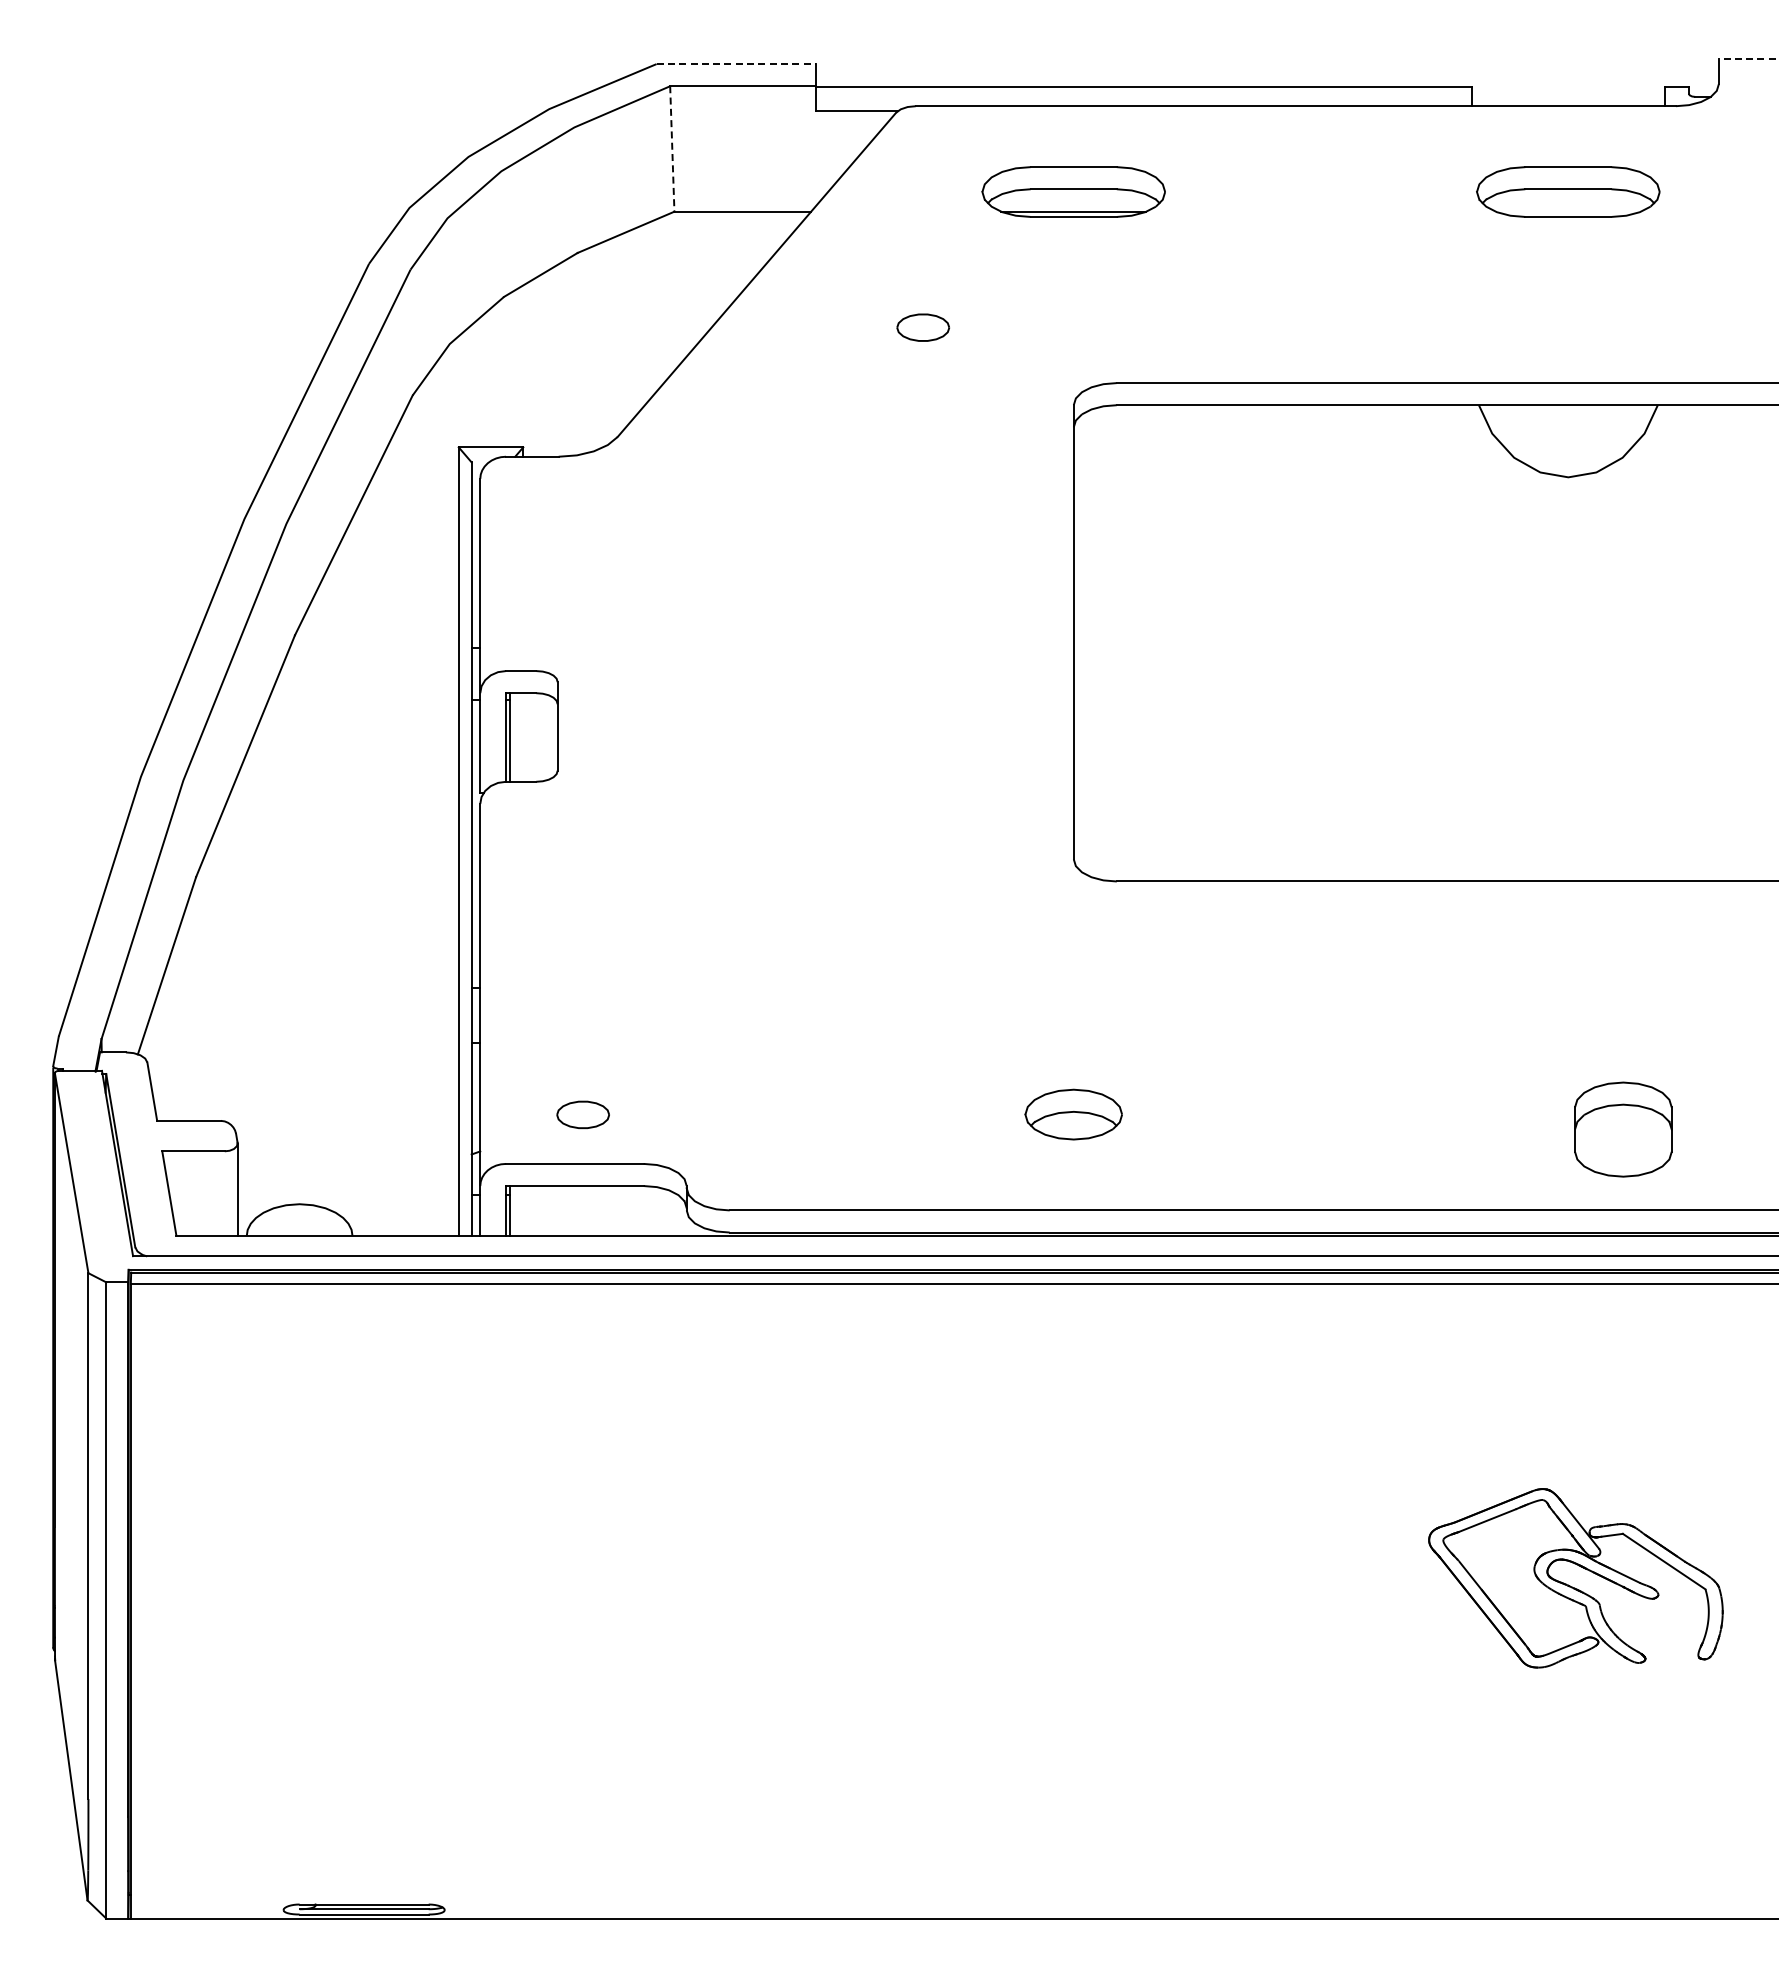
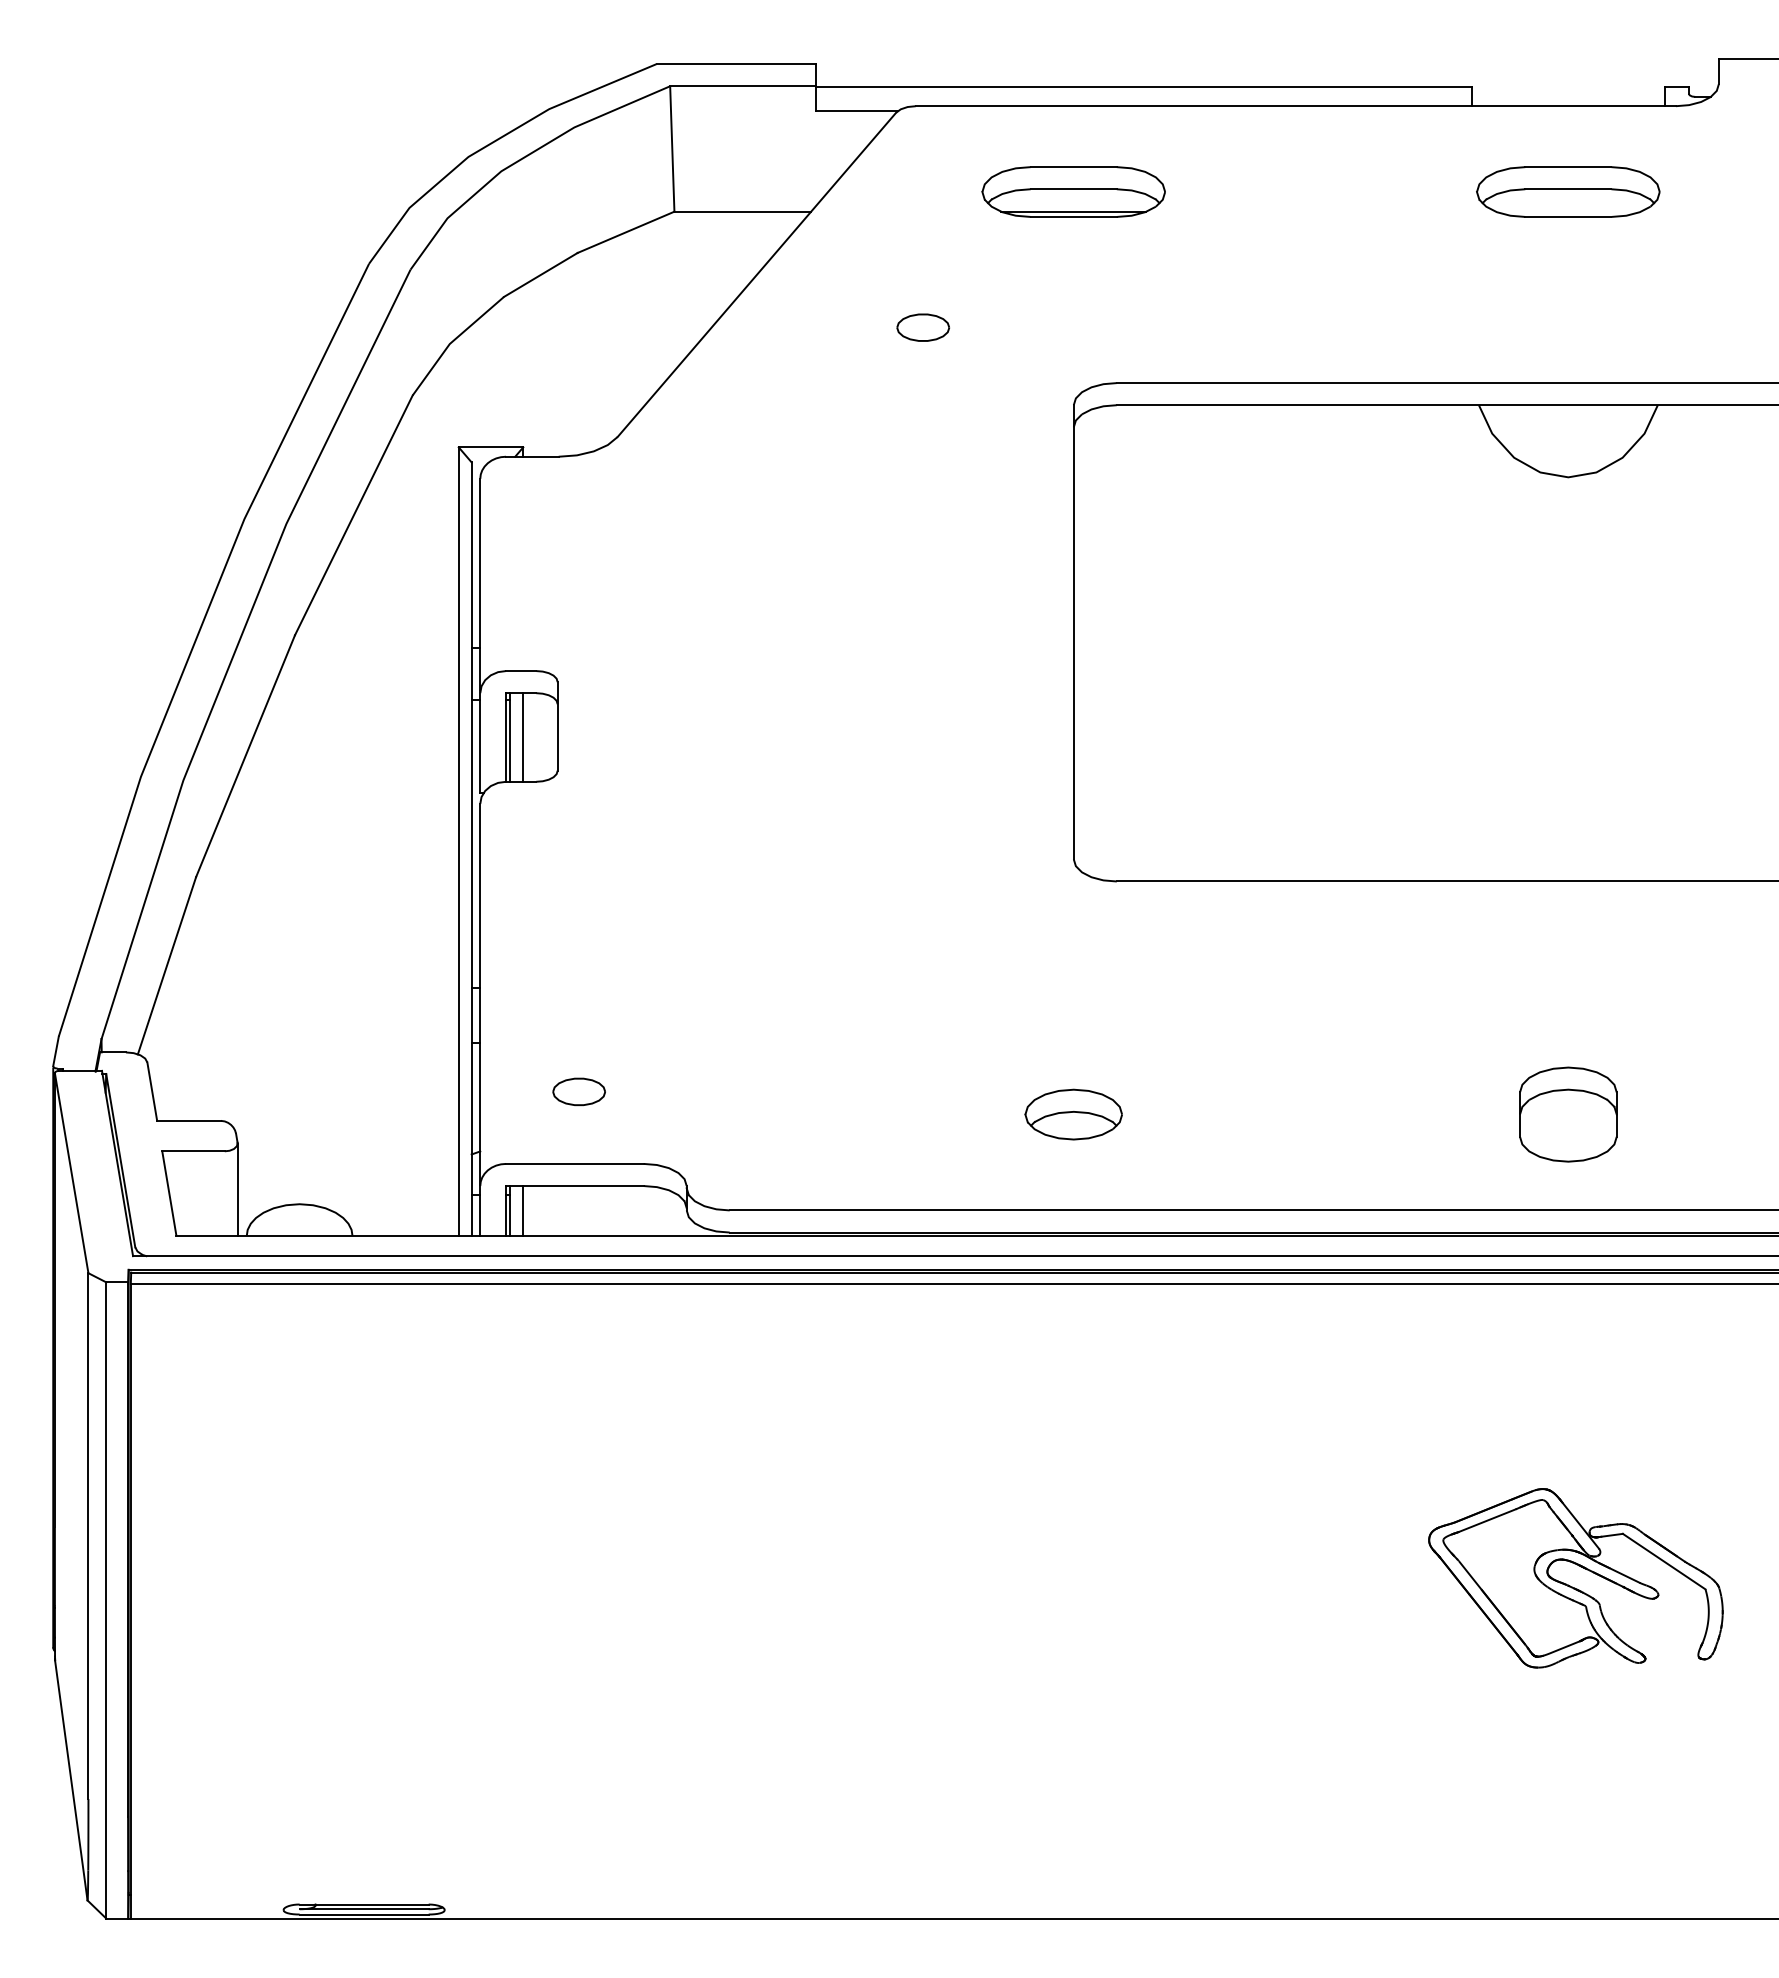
line: dashed -> solid (1748, 59)
line: dashed -> solid (736, 64)
line: dashed -> solid (672, 149)
line: none -> present (523, 737)
part position: (582, 1114) -> (578, 1091) (578, 1091)
part position: (1623, 1129) -> (1568, 1114) (1568, 1114)
line: none -> present (523, 1210)
